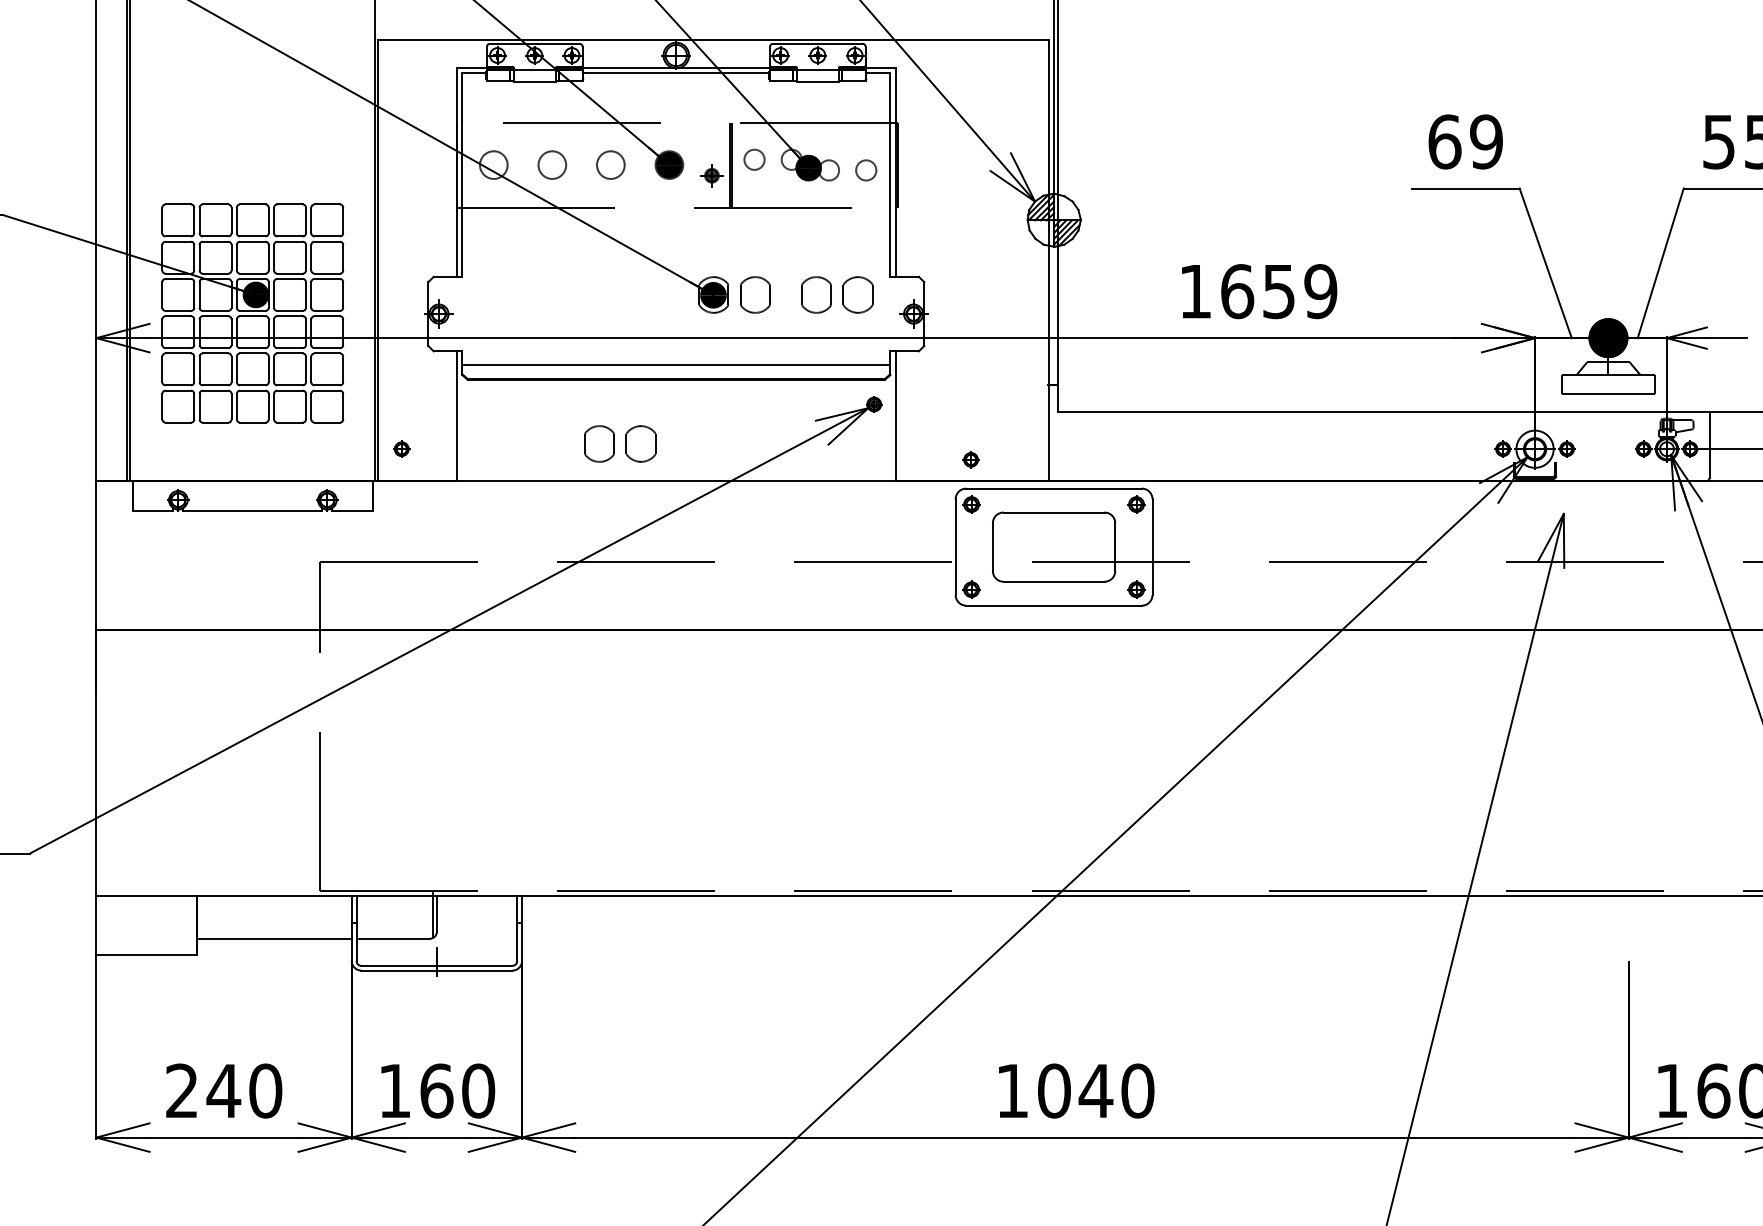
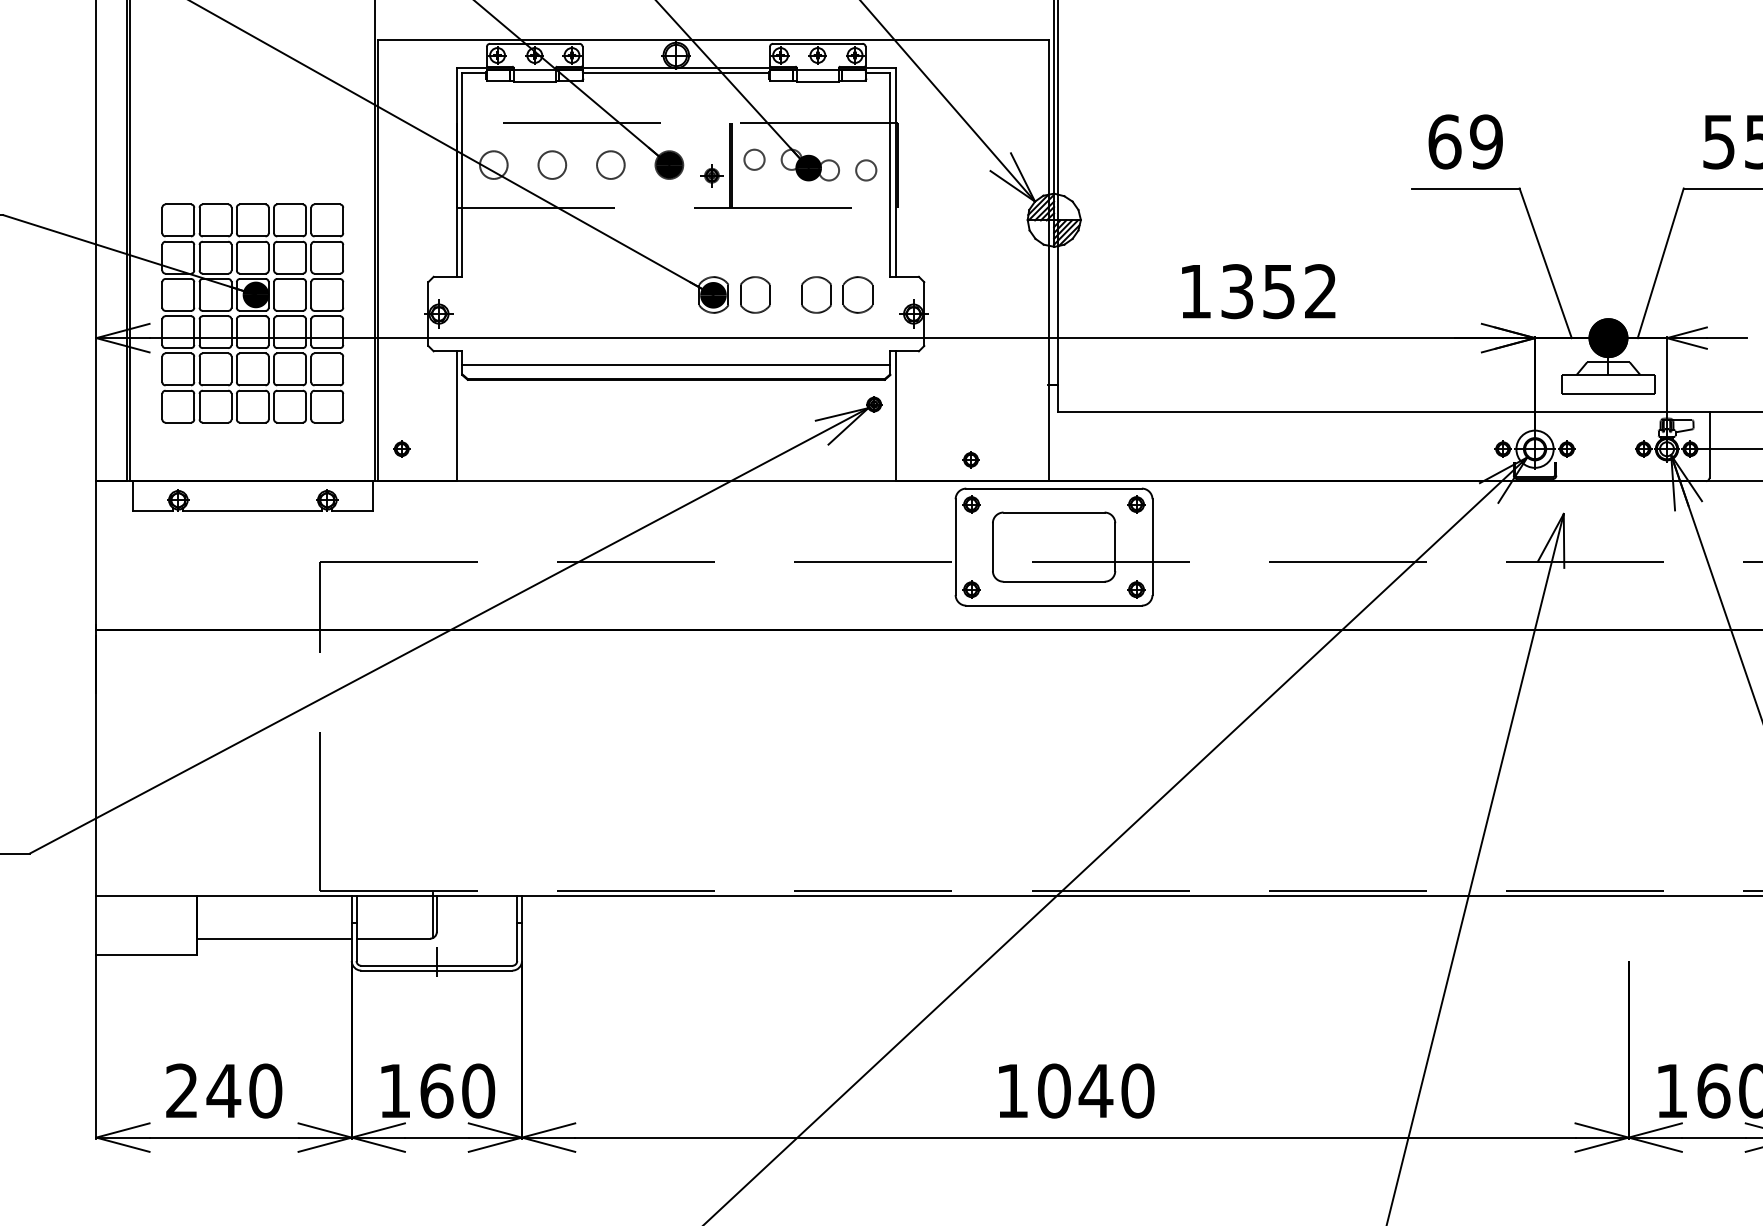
text: 1659 -> 1352 (1279, 291)
part: present -> none (620, 443)
